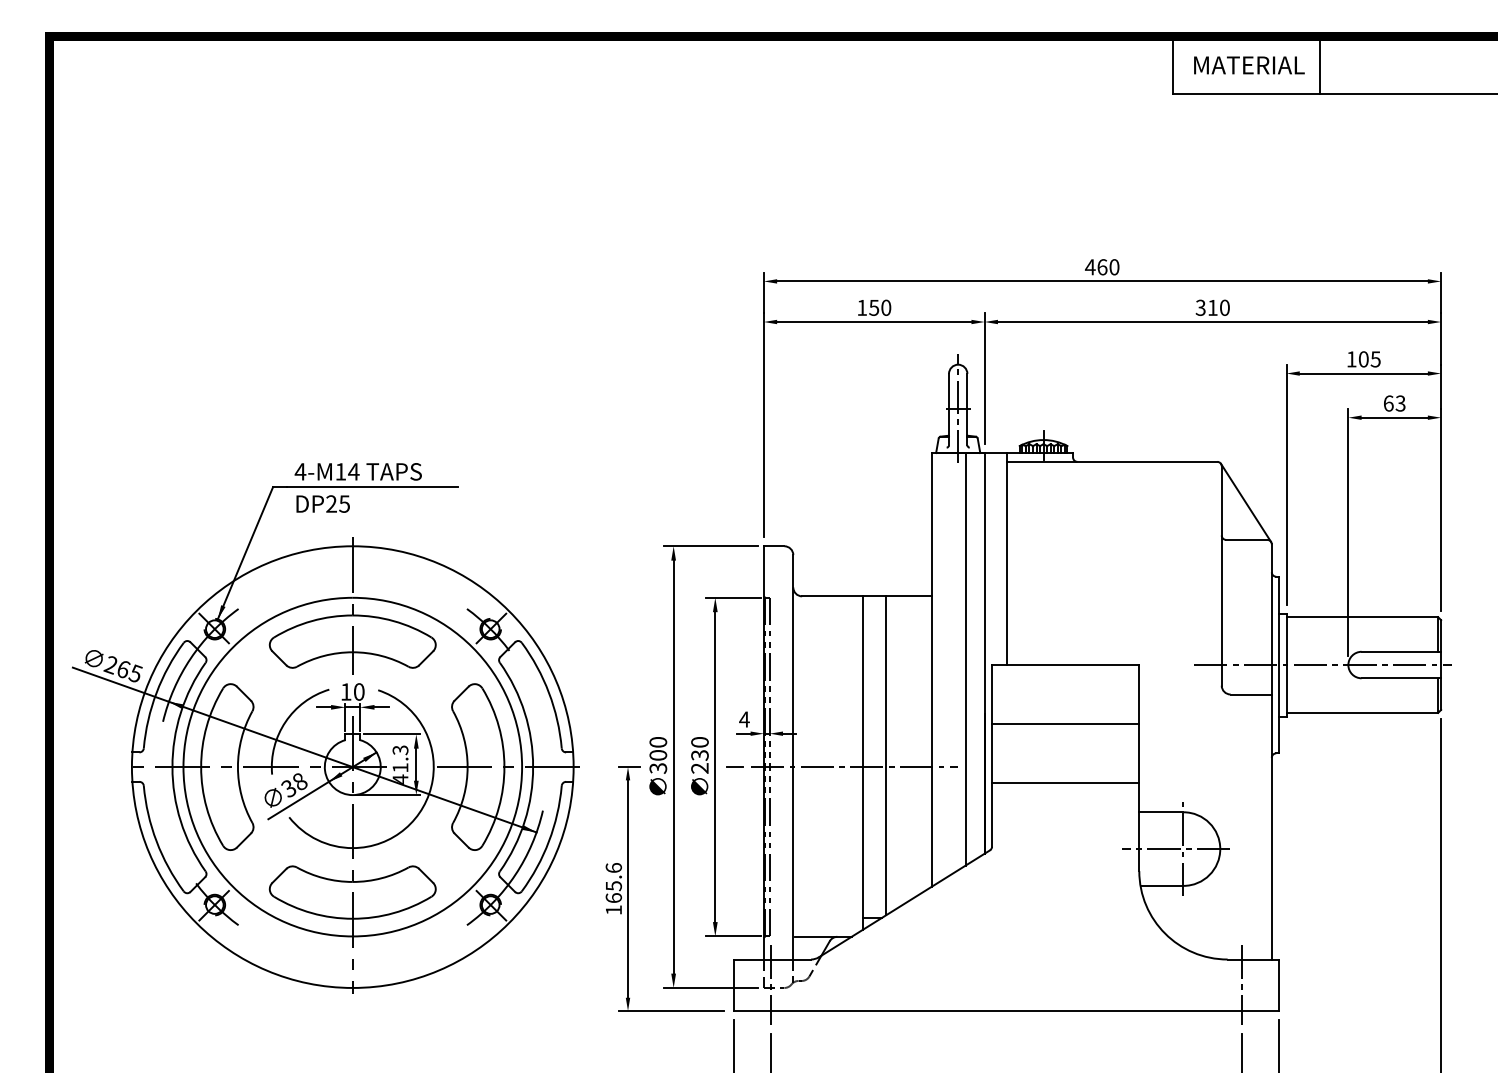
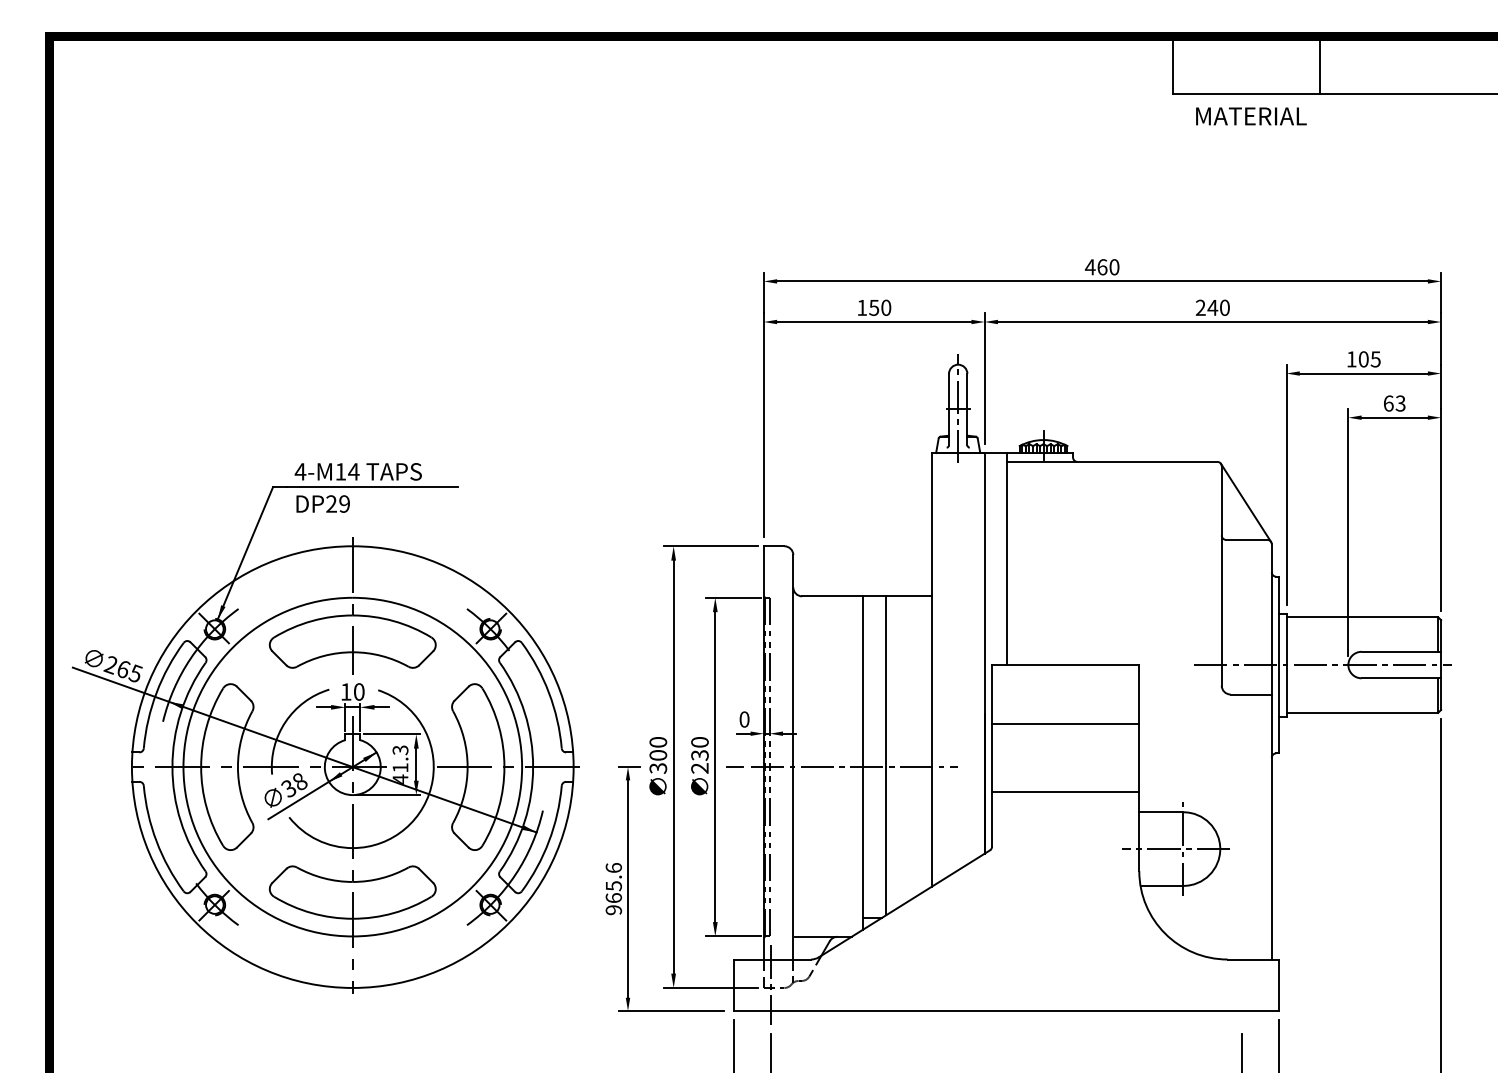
text position: (1249, 65) -> (1251, 116) (1251, 116)
text: 310 -> 240 (1206, 307)
text: DP25 -> DP29 (344, 503)
line: present -> none (965, 659)
text: 4 -> 0 (744, 719)
line position: (1065, 782) -> (1065, 791) (1065, 791)
text: 165.6 -> 965.6 (613, 910)
line: present -> none (1242, 984)
